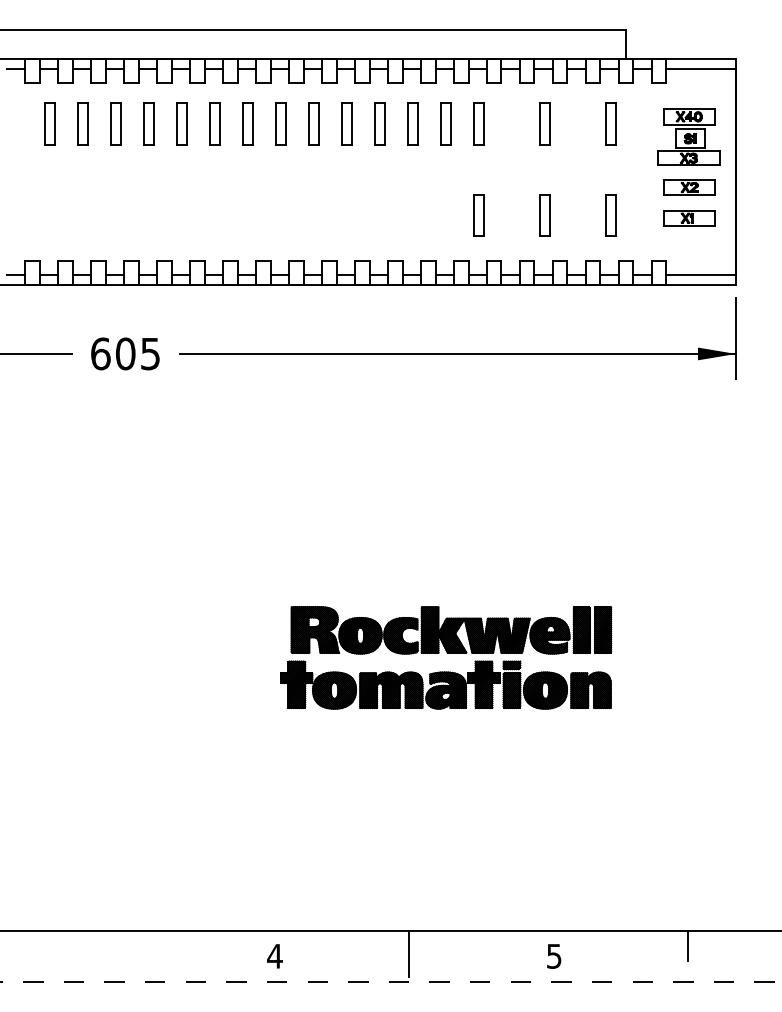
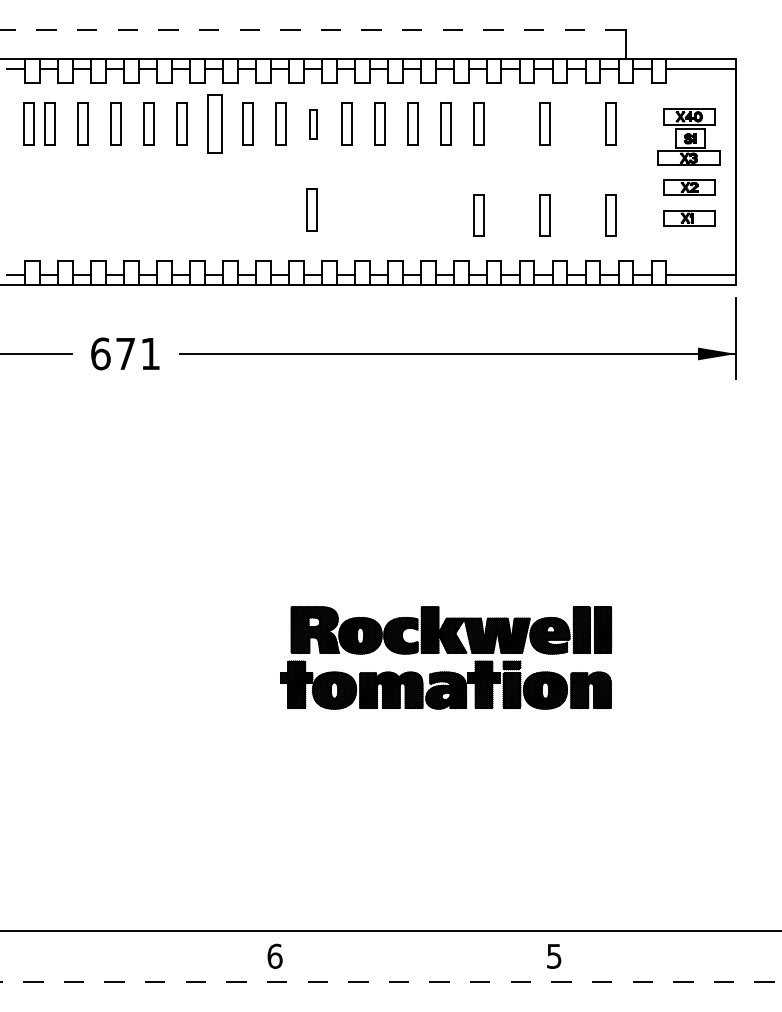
line: solid -> dashed (312, 30)
part: none -> present (28, 123)
part size: 12x44 px -> 16x60 px (214, 123)
part size: 12x44 px -> 9x31 px (313, 124)
part: none -> present (311, 209)
text: 605 -> 671 (137, 353)
line: present -> none (688, 945)
line: present -> none (409, 953)
text: 4 -> 6 (274, 955)
